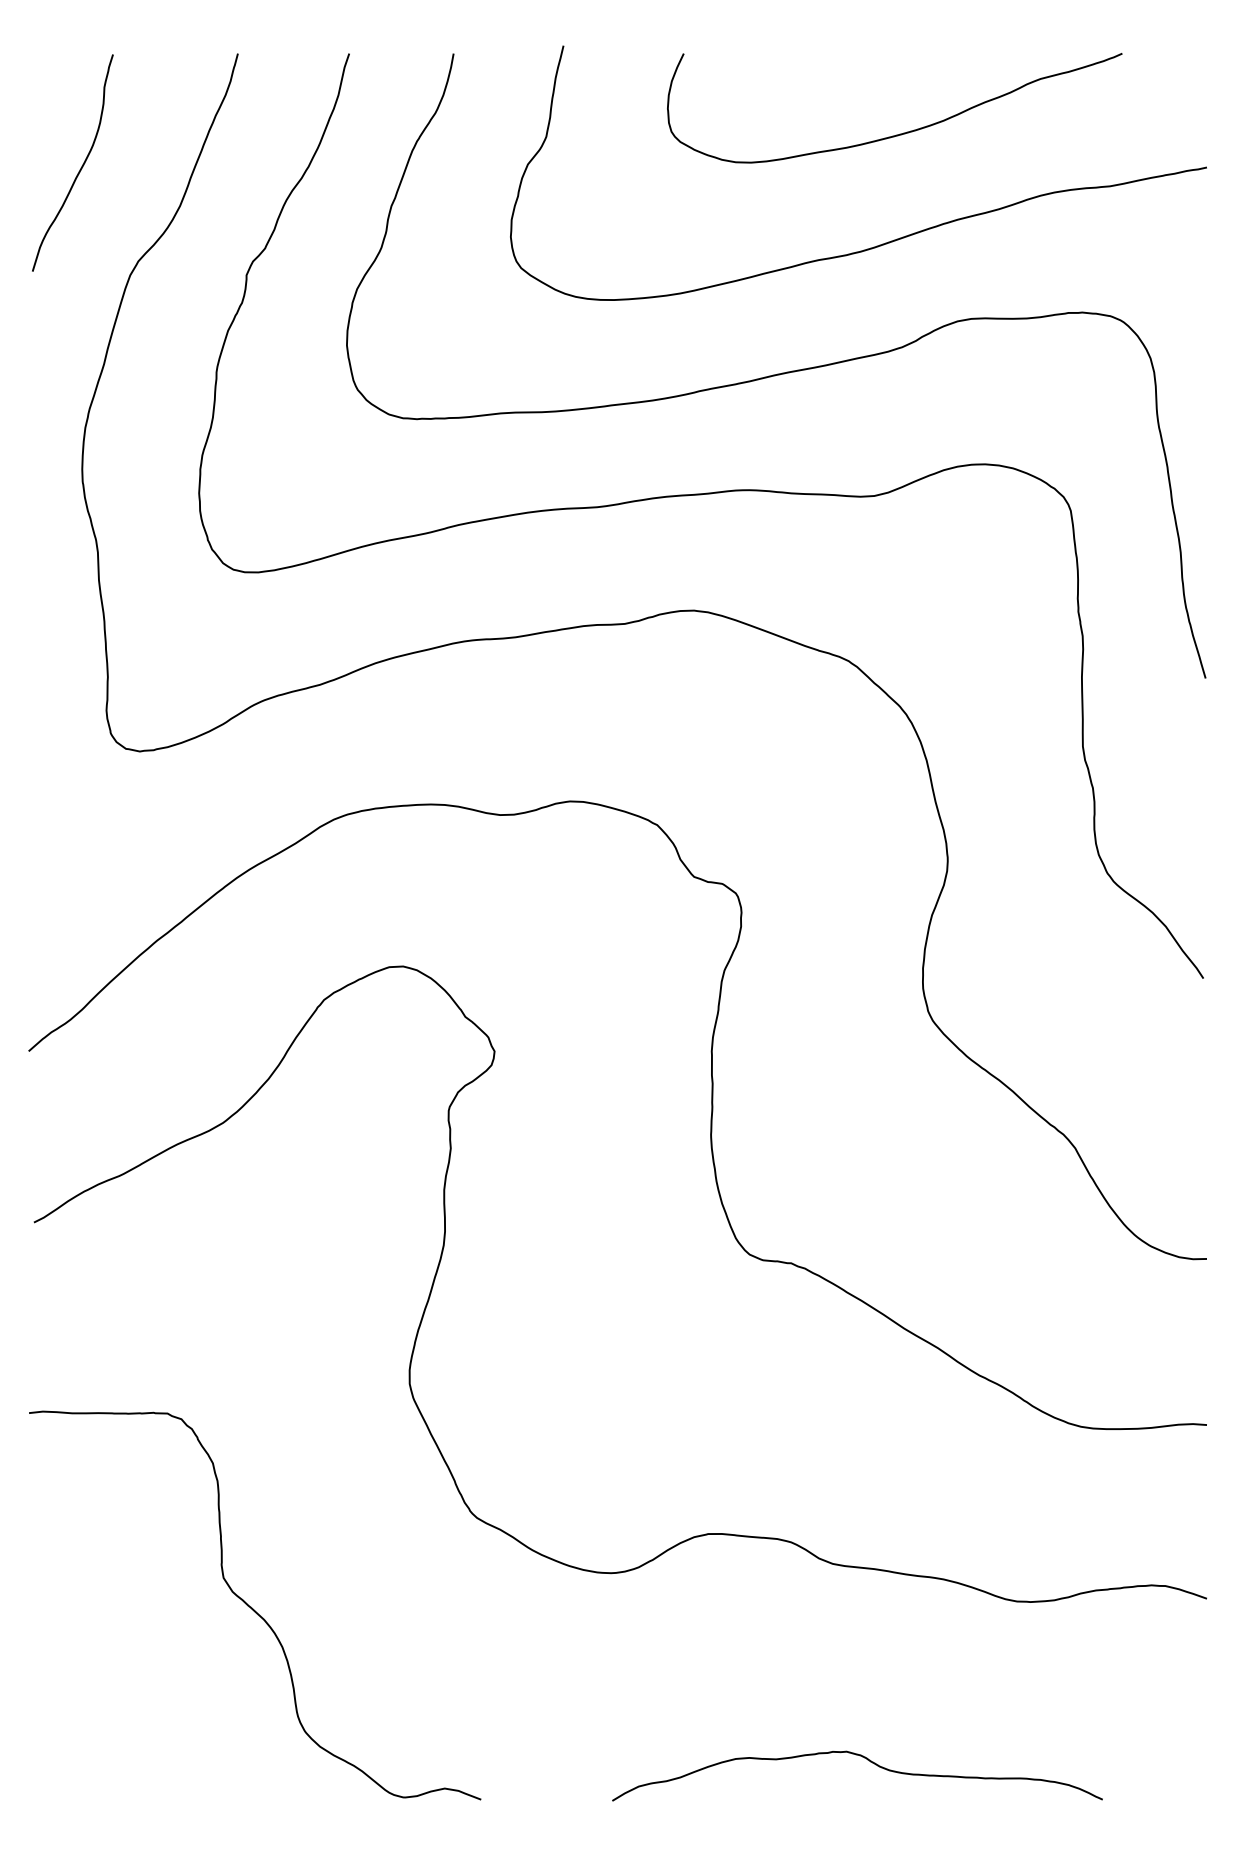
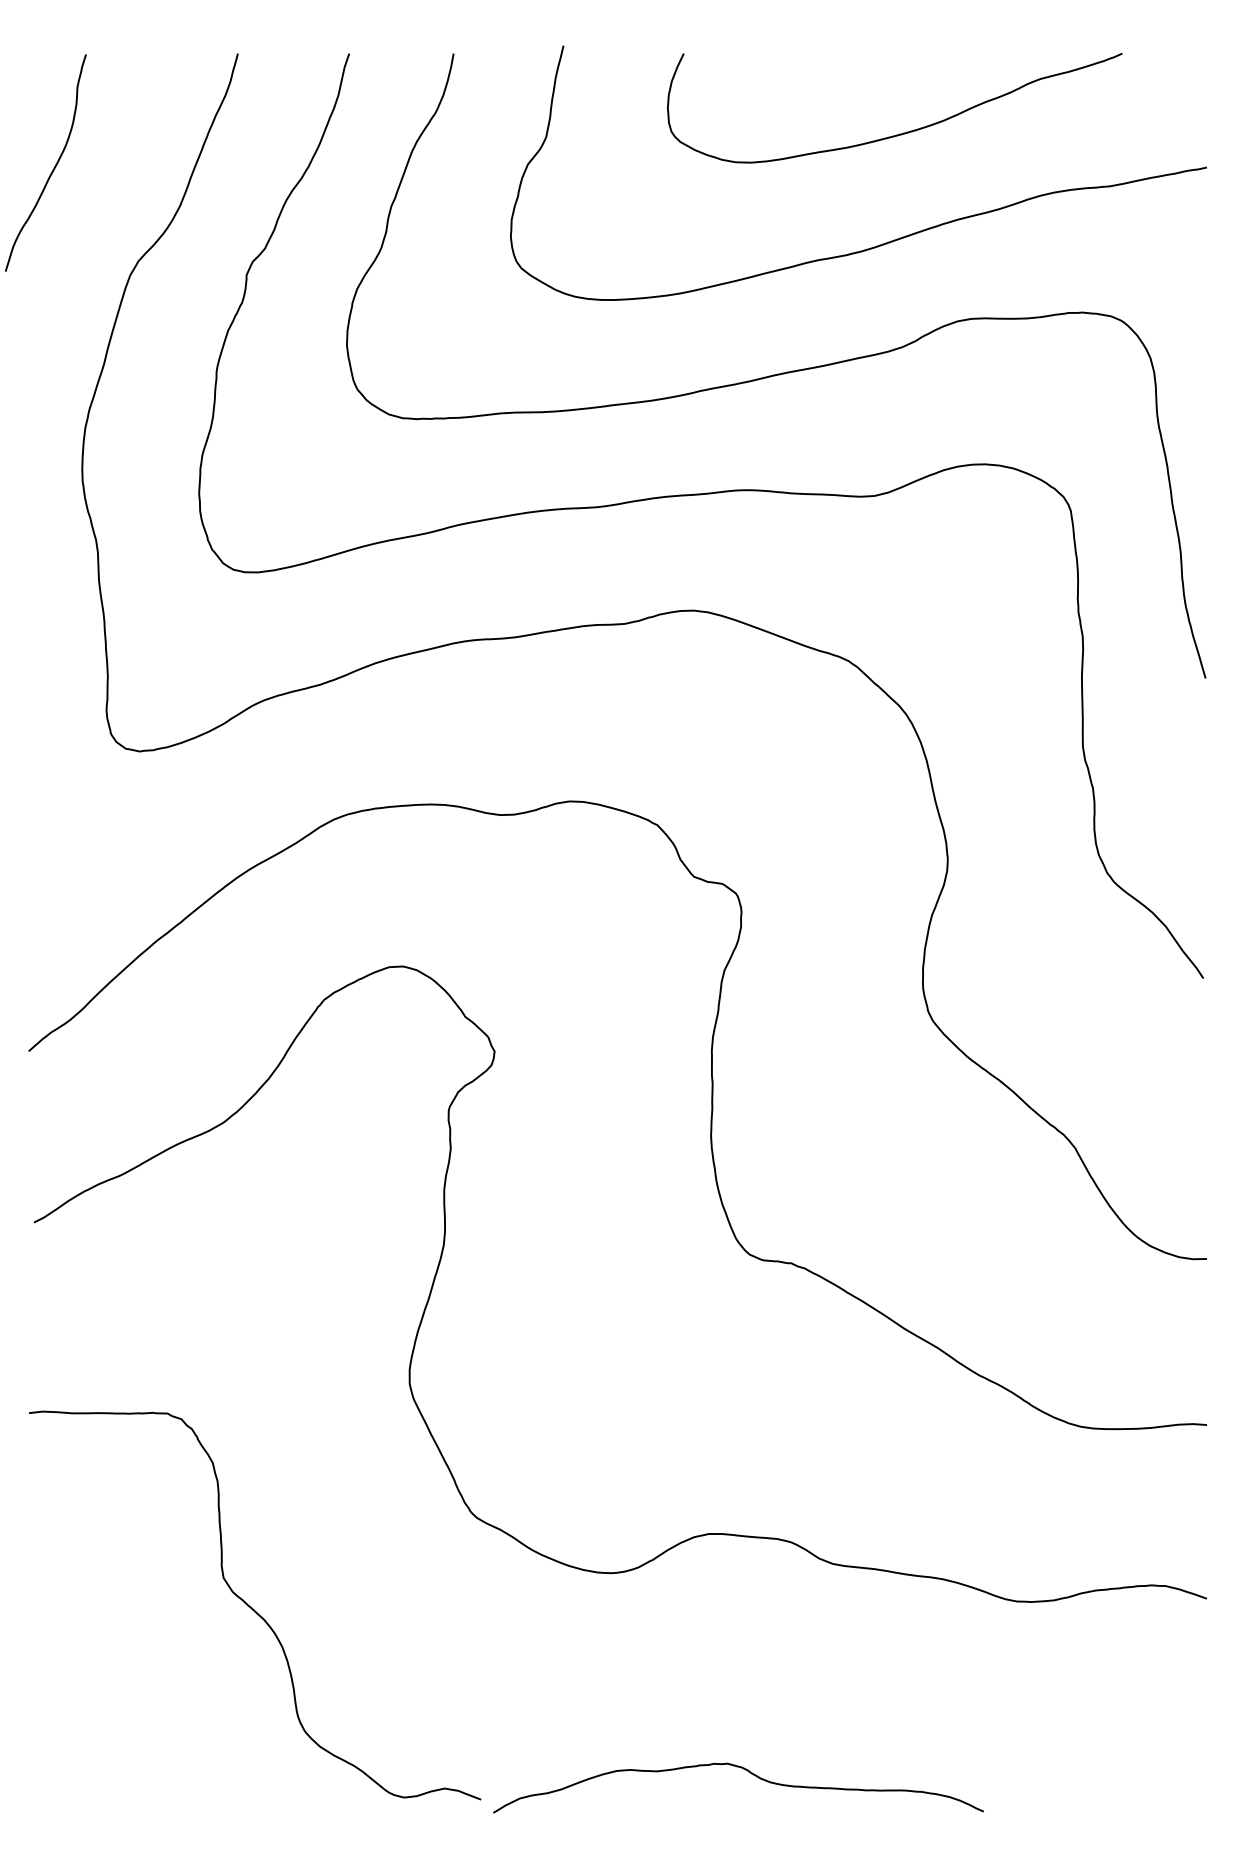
curve position: (80, 167) -> (53, 167) (53, 167)
curve position: (867, 1760) -> (748, 1772) (748, 1772)
